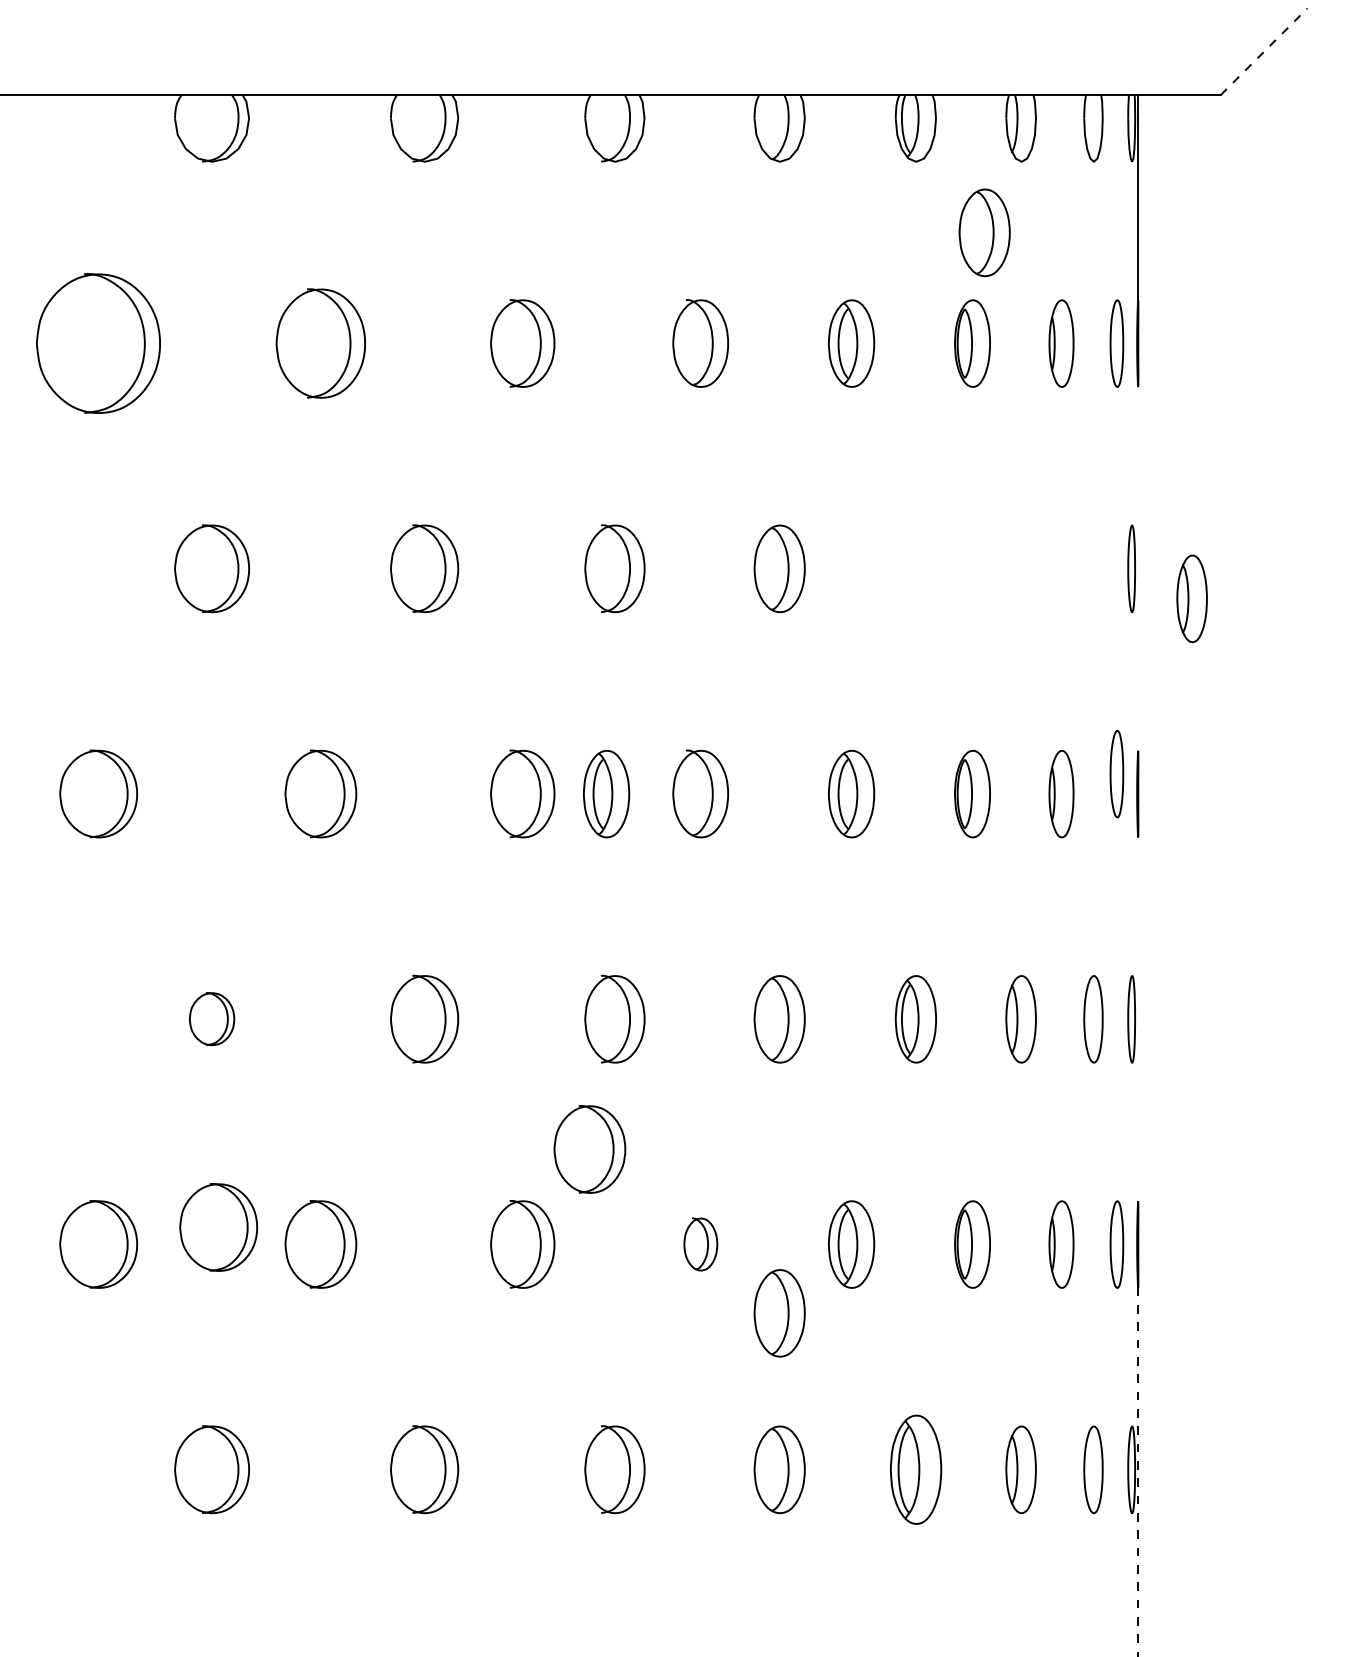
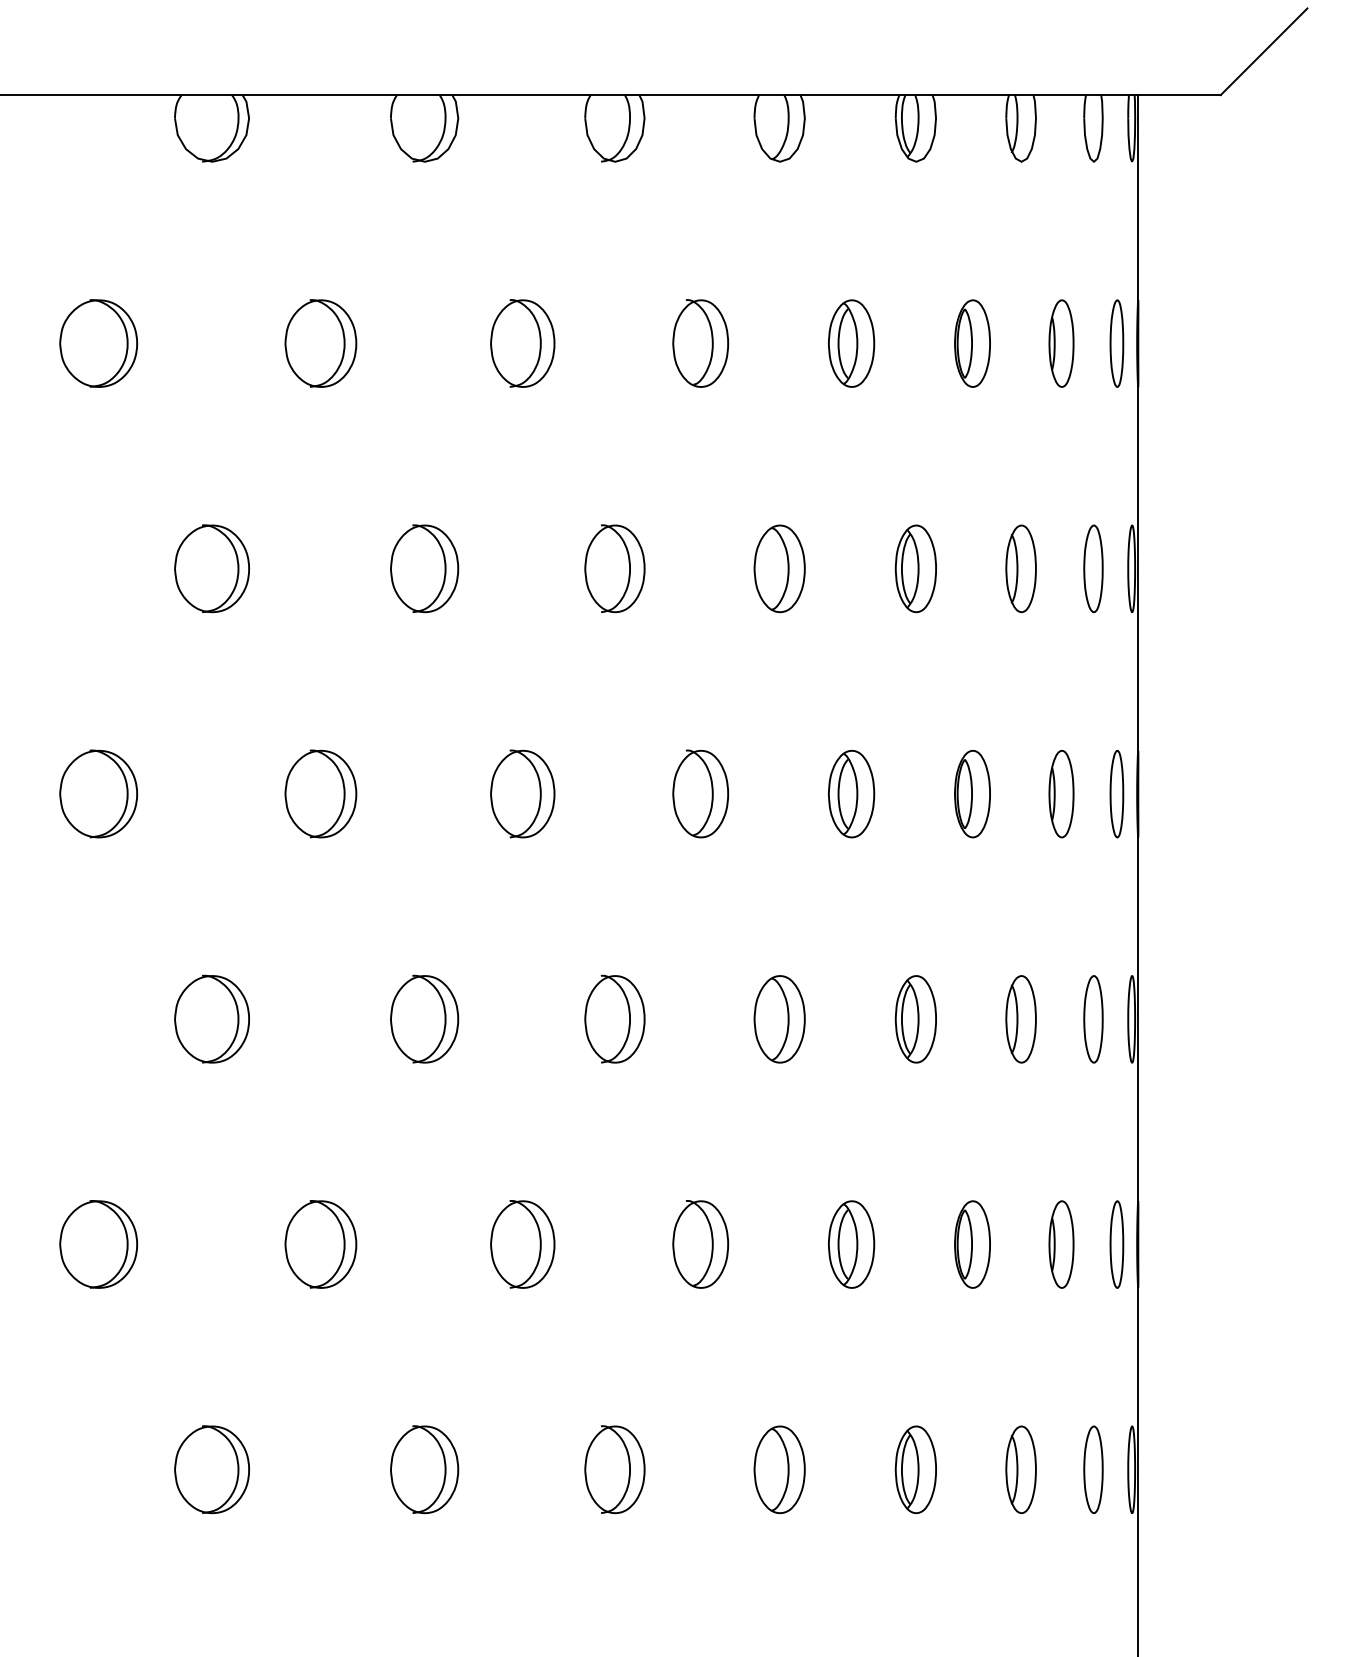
line: dashed -> solid (1264, 51)
part: present -> none (984, 232)
part size: 125x141 px -> 80x89 px (98, 343)
part size: 91x111 px -> 74x89 px (320, 343)
part: none -> present (915, 568)
part: none -> present (1093, 568)
line: none -> present (1138, 568)
part position: (1191, 598) -> (1020, 568) (1020, 568)
part position: (1116, 774) -> (1116, 794) (1116, 794)
part: present -> none (606, 793)
line: none -> present (1138, 1018)
part size: 47x55 px -> 76x90 px (211, 1018)
part: present -> none (589, 1149)
part: present -> none (218, 1227)
part size: 36x55 px -> 58x89 px (700, 1244)
part: present -> none (779, 1313)
line: dashed -> solid (1138, 1467)
part size: 54x111 px -> 43x90 px (915, 1469)
